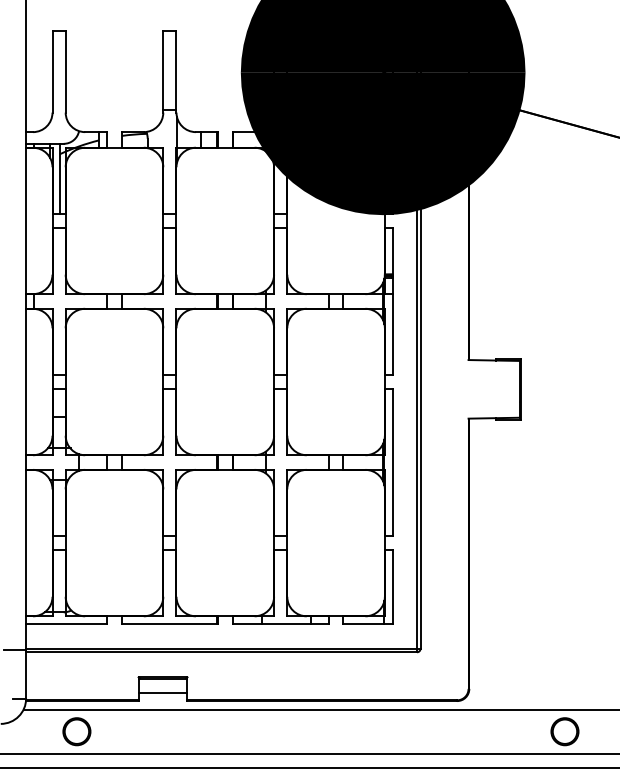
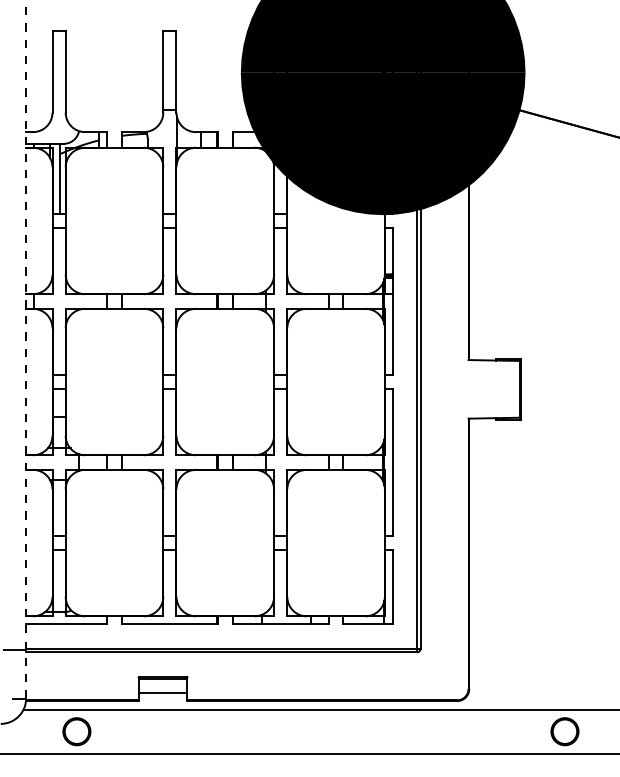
line: solid -> dashed (26, 349)
line: present -> none (309, 768)
